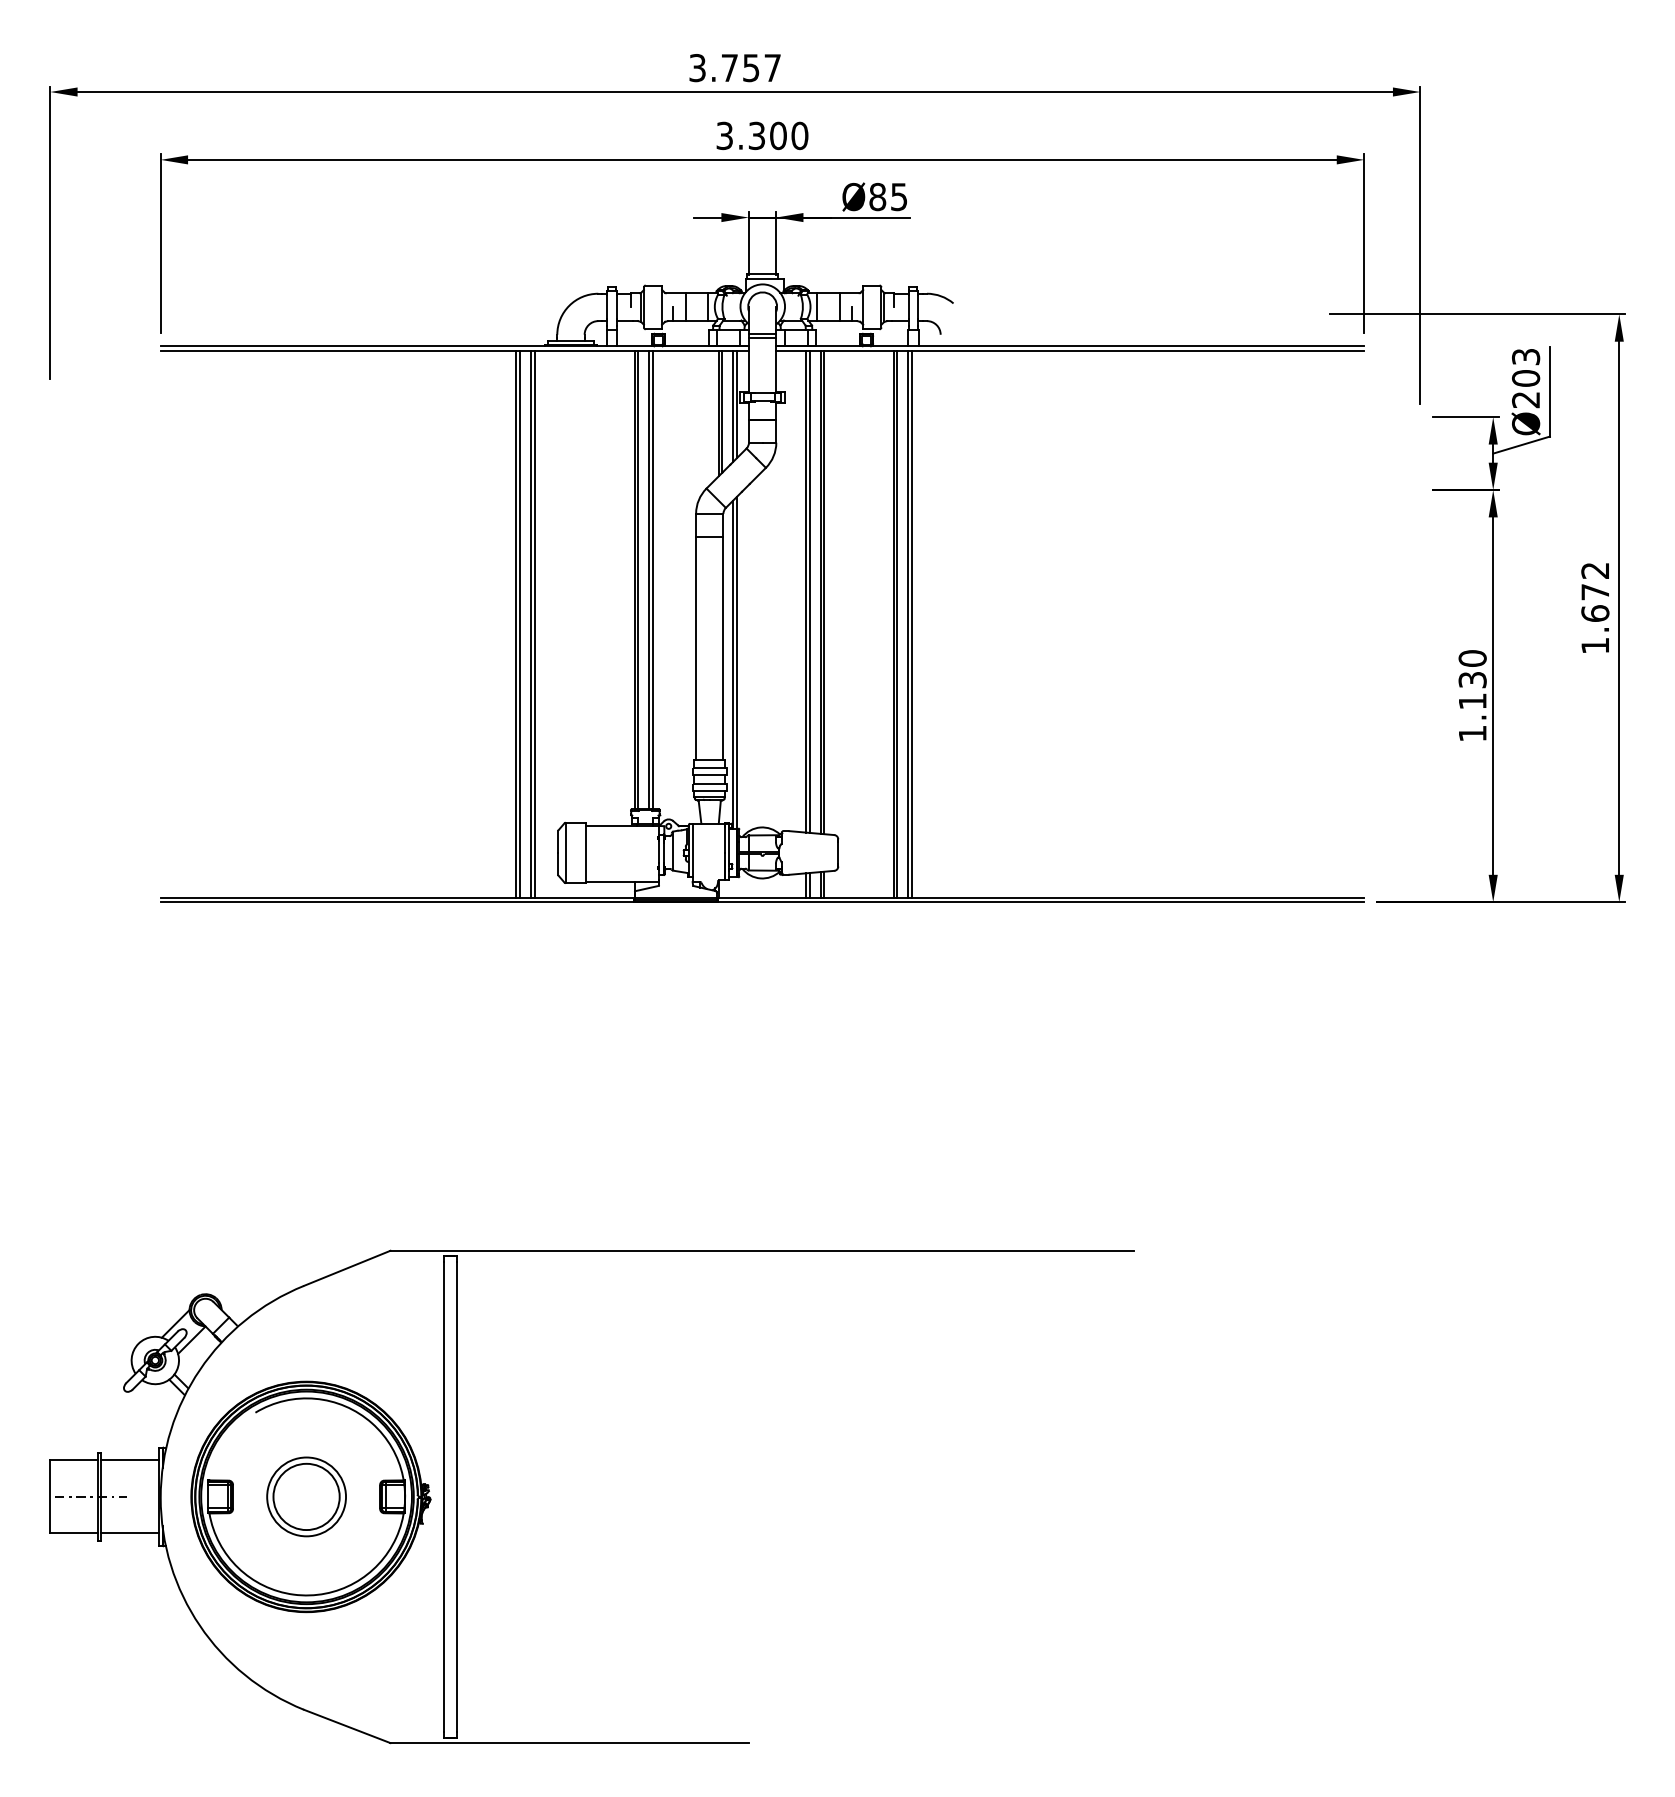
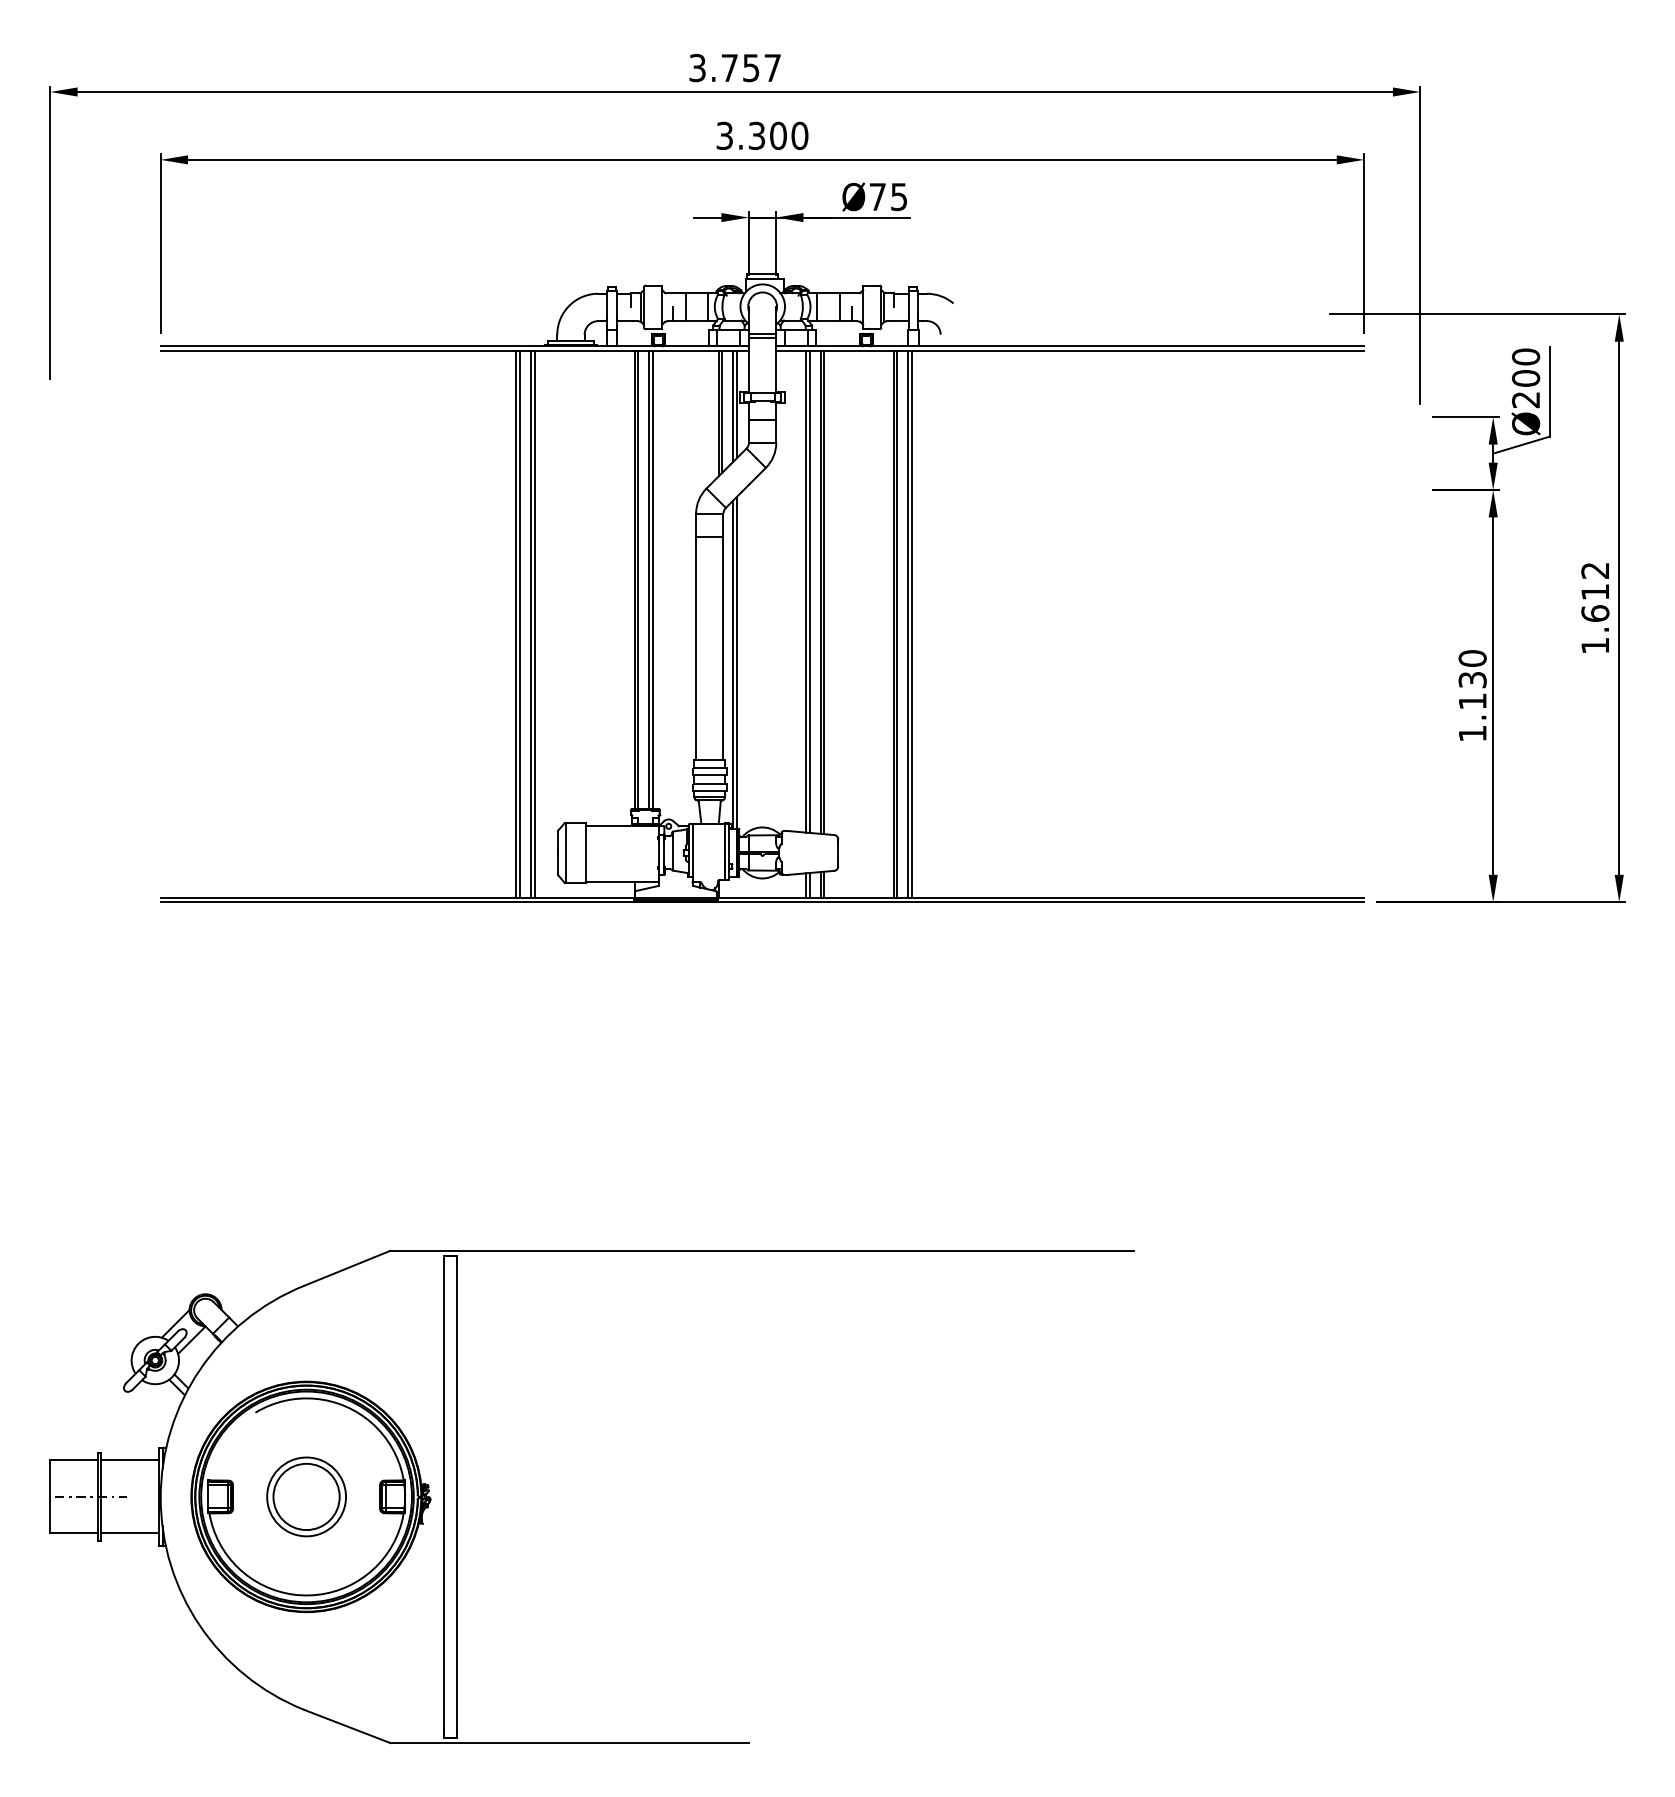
text: Ø85 -> Ø75 (877, 196)
text: Ø203 -> Ø200 (1526, 356)
text: 1.672 -> 1.612 (1594, 592)
